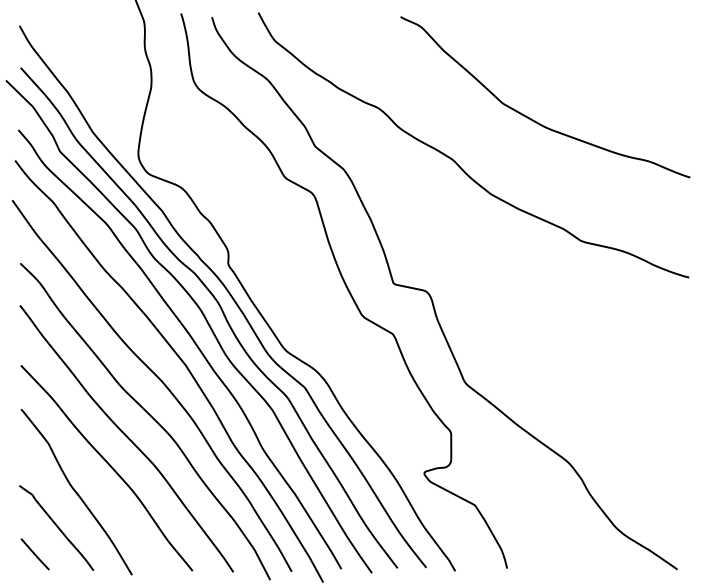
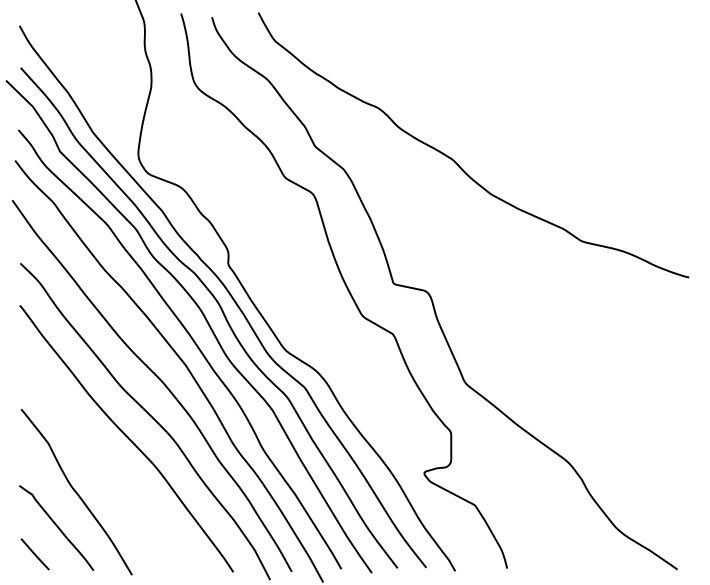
curve: present -> none (533, 119)
curve: present -> none (108, 465)
